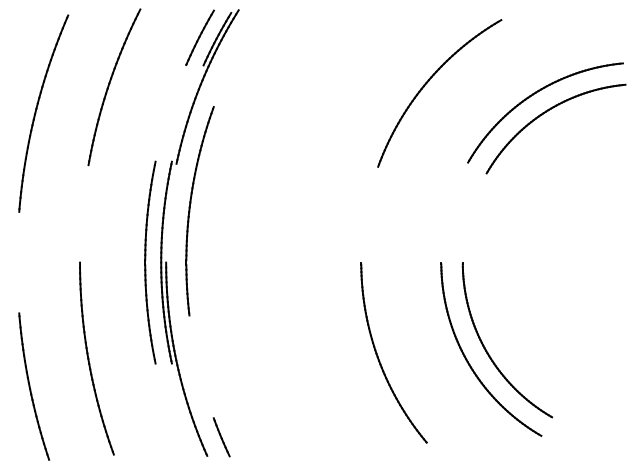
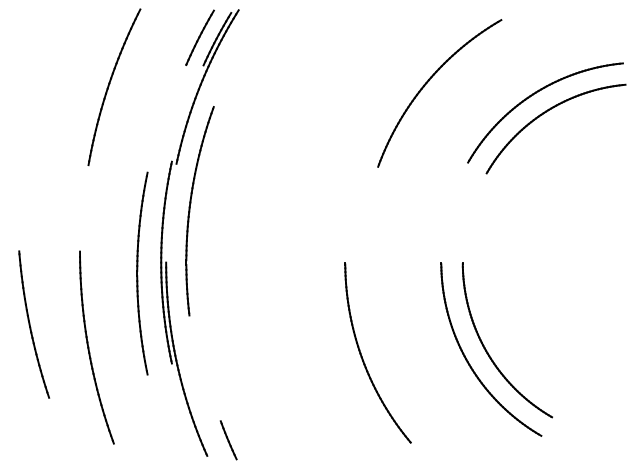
part: present -> none (36, 113)
part position: (150, 262) -> (142, 273) (142, 273)
part position: (89, 358) -> (89, 347) (89, 347)
part position: (379, 358) -> (363, 358) (363, 358)
part position: (34, 386) -> (34, 324) (34, 324)
line position: (221, 437) -> (228, 440) (228, 440)
